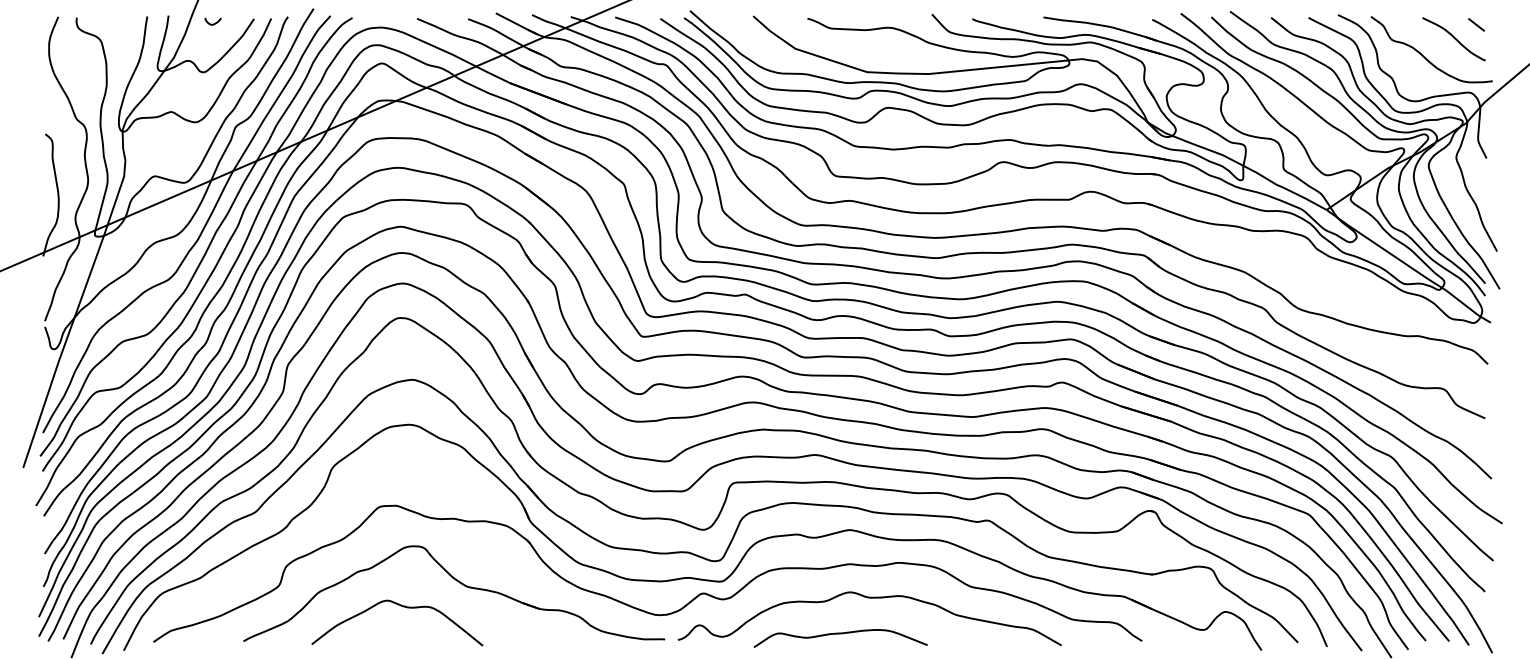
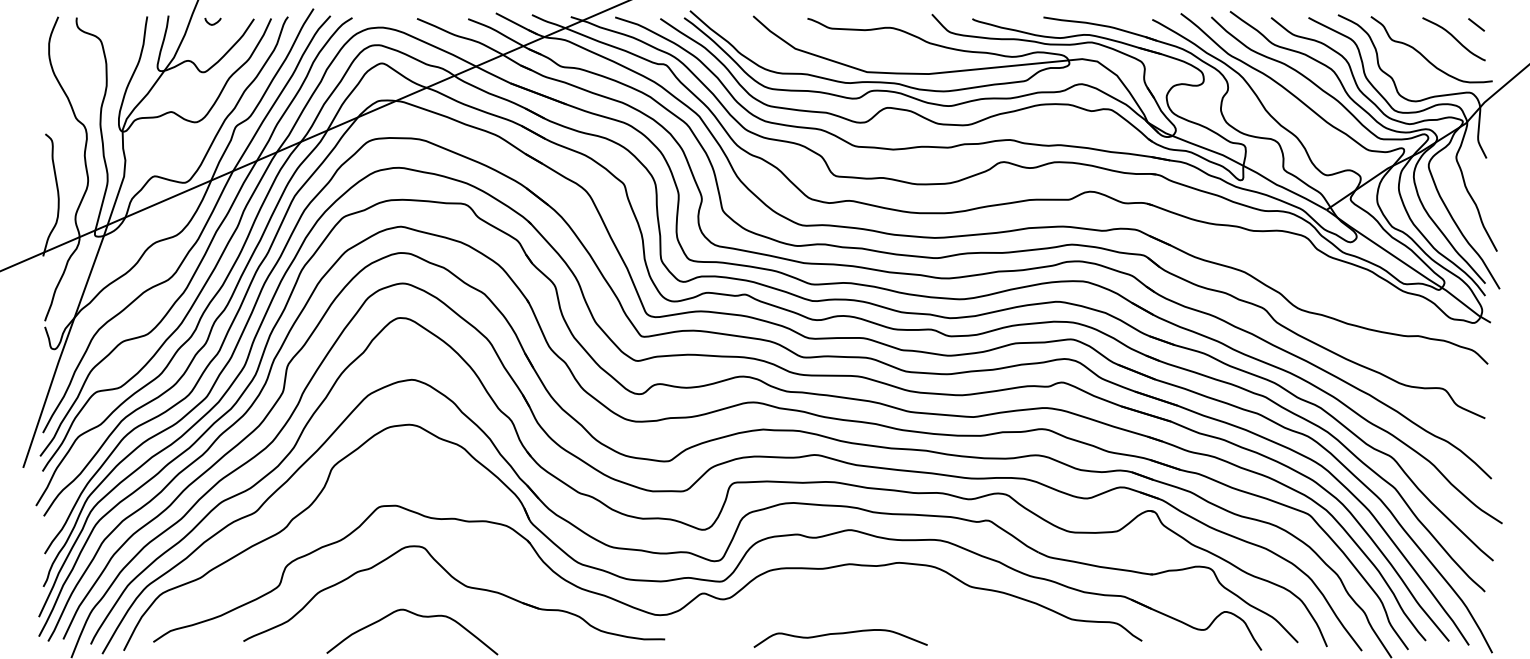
curve: present -> none (869, 598)
curve position: (403, 607) -> (418, 616) (418, 616)
